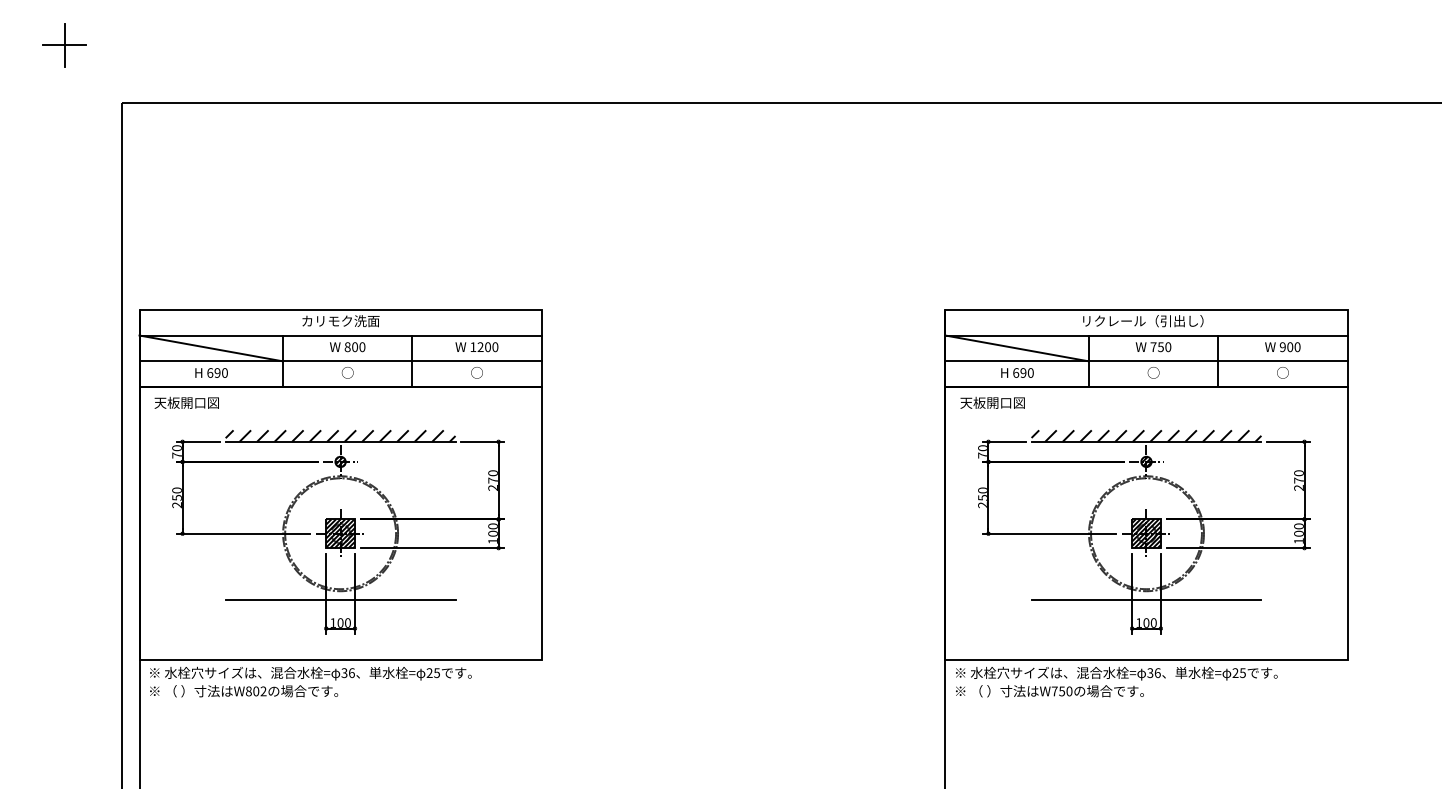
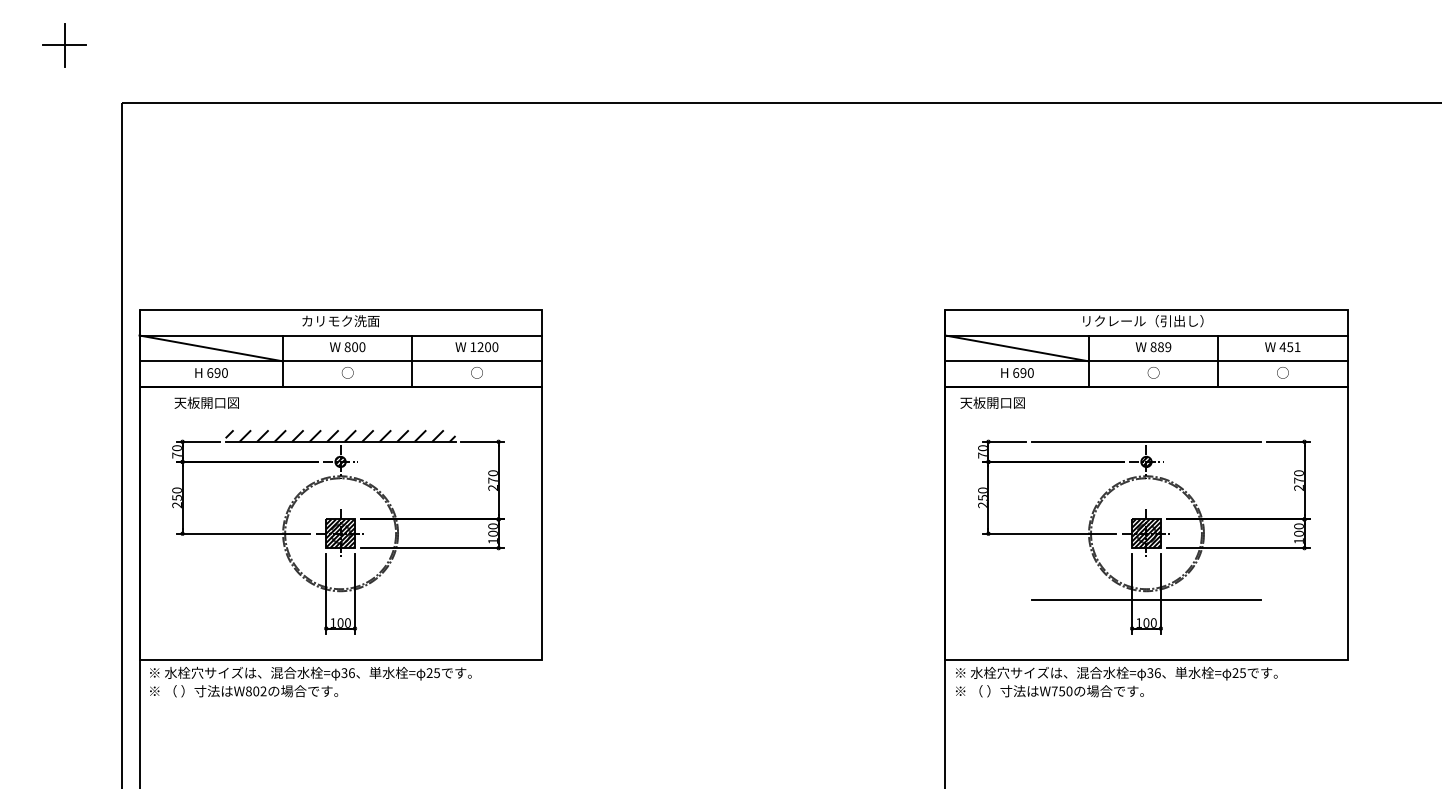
text: 750 -> 889 (1160, 347)
text: 900 -> 451 (1289, 347)
text position: (186, 402) -> (206, 402) (206, 402)
hatch: present -> none (1146, 435)
line: present -> none (340, 599)
